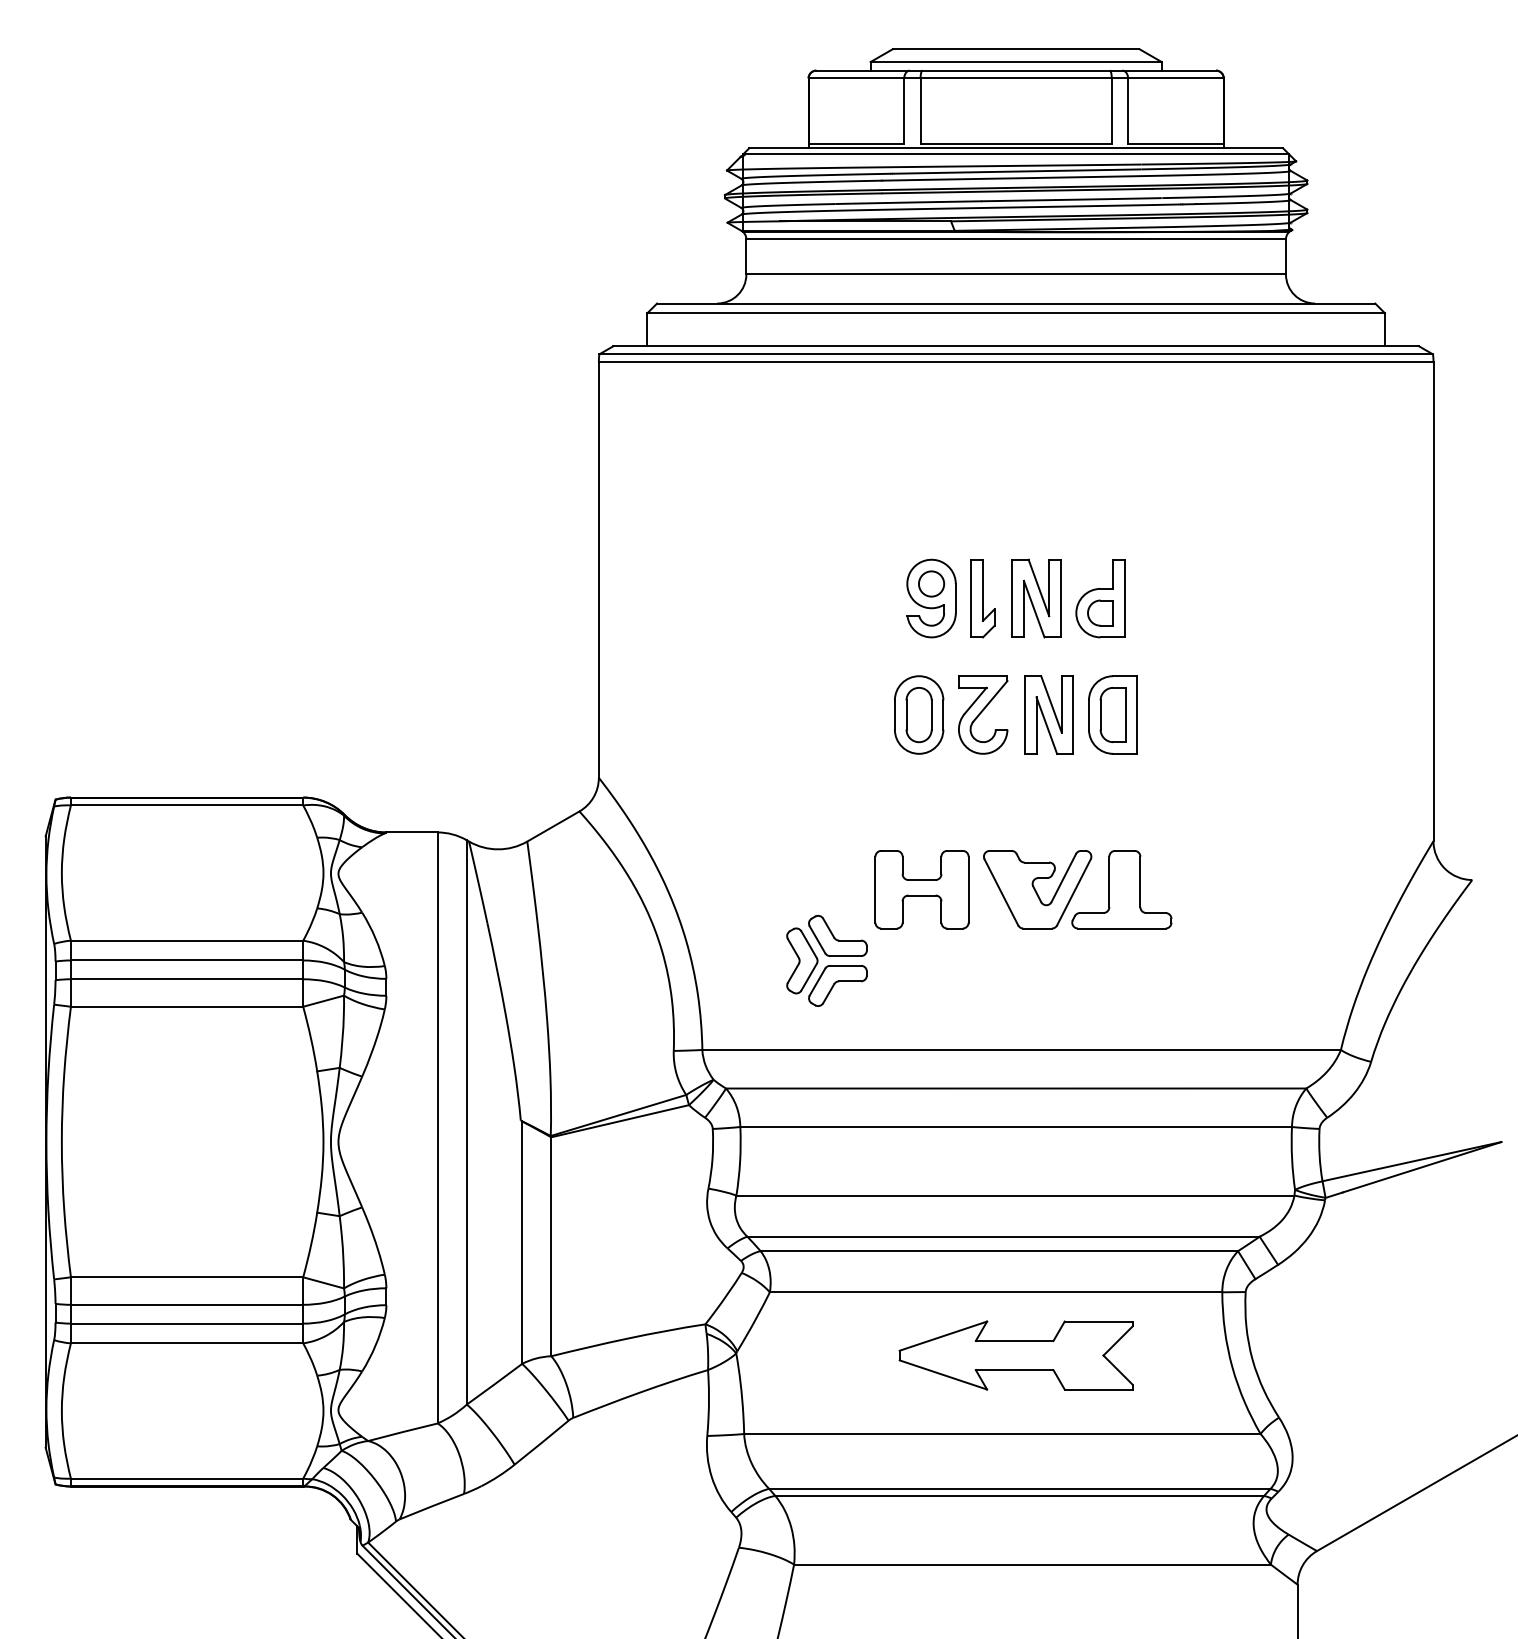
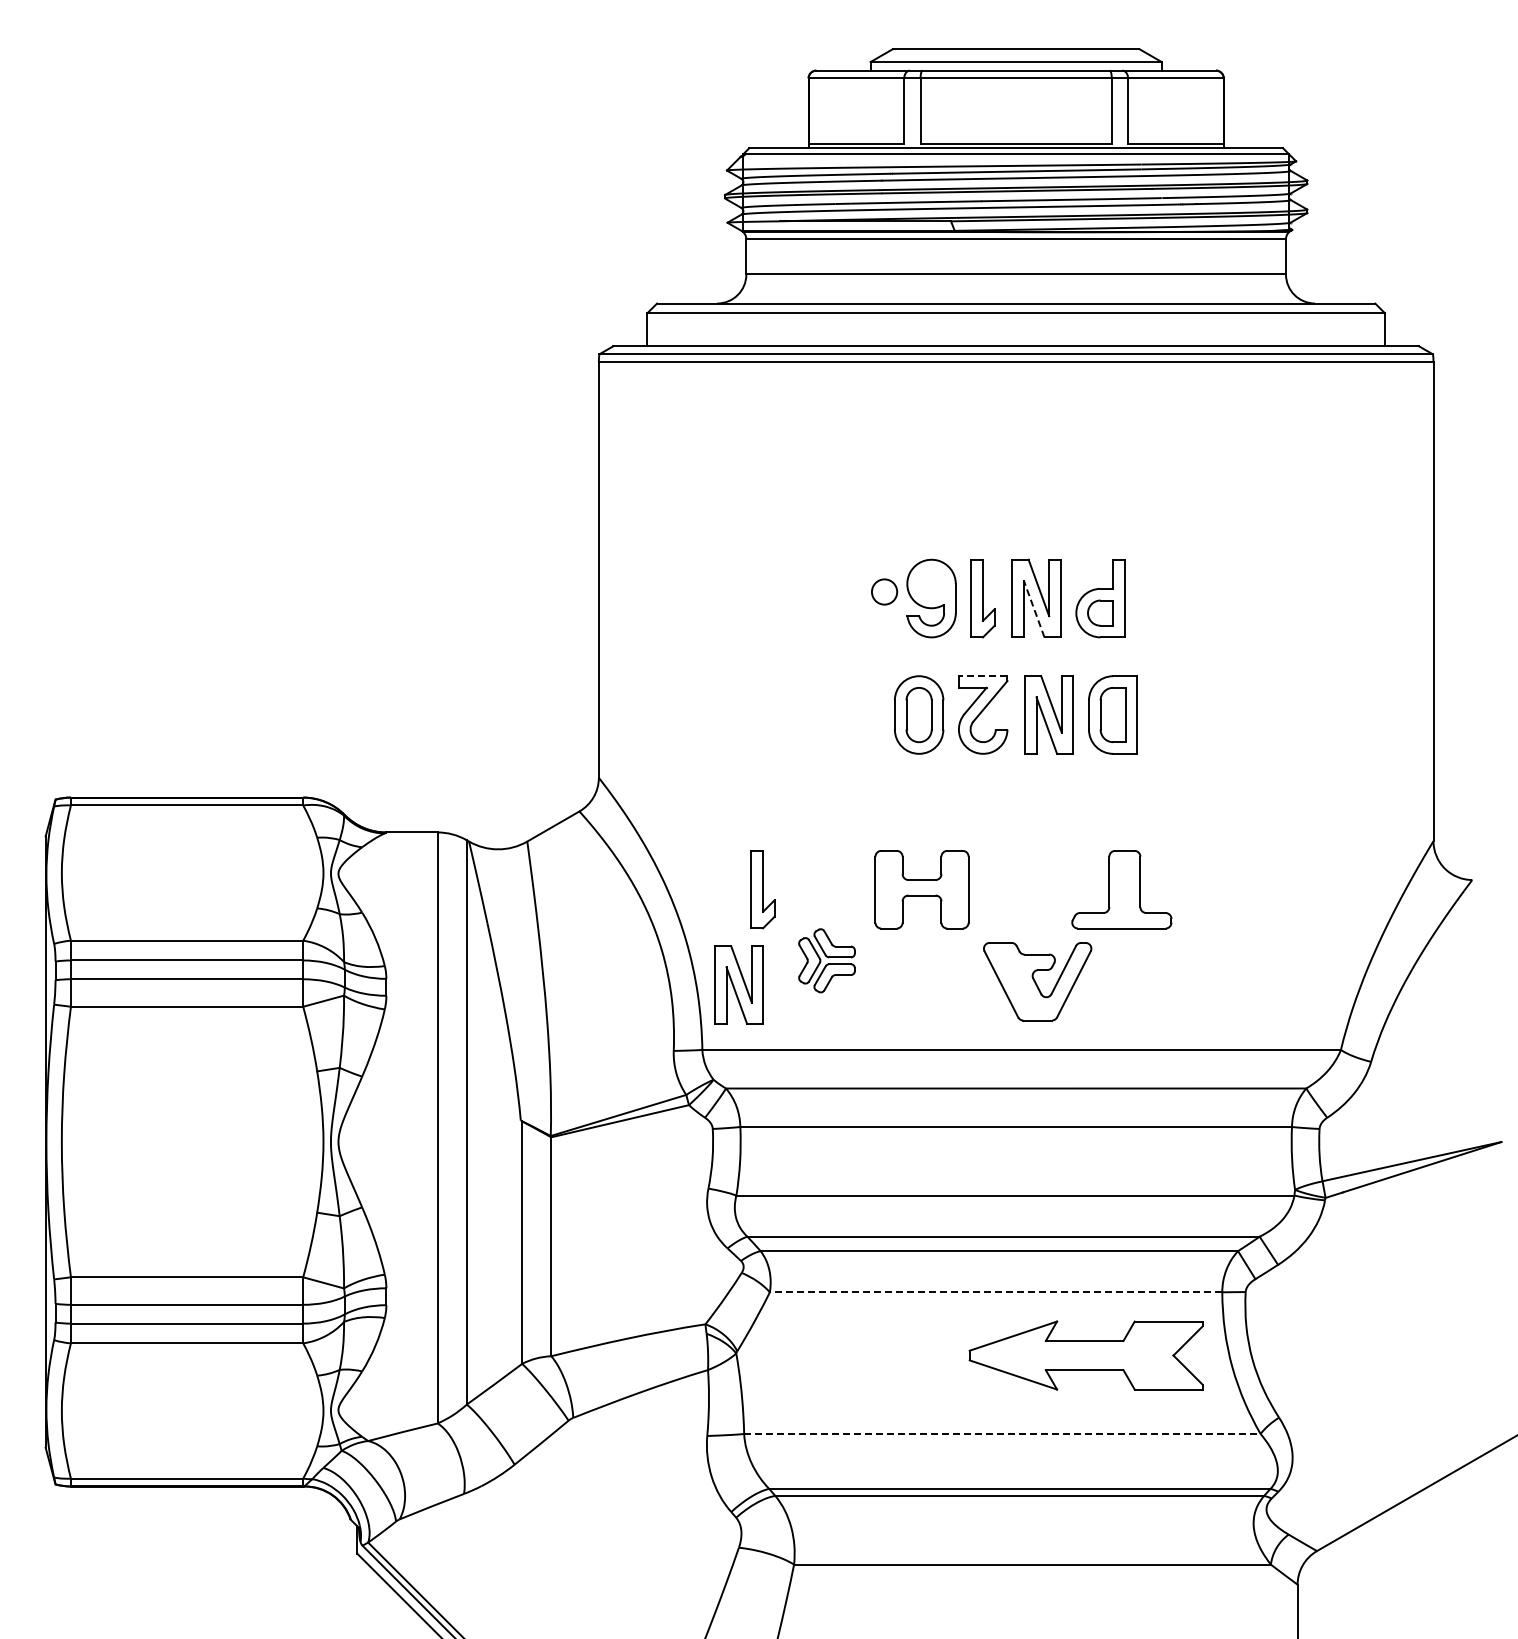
circle position: (931, 583) -> (884, 591) (884, 591)
line: solid -> dashed (1034, 608)
line: solid -> dashed (982, 676)
part: none -> present (762, 889)
part position: (1037, 889) -> (1037, 981) (1037, 981)
part size: 82x93 px -> 58x66 px (826, 960)
part: none -> present (738, 984)
line: solid -> dashed (995, 1292)
part position: (1015, 1355) -> (1085, 1355) (1085, 1355)
line: solid -> dashed (1002, 1434)
